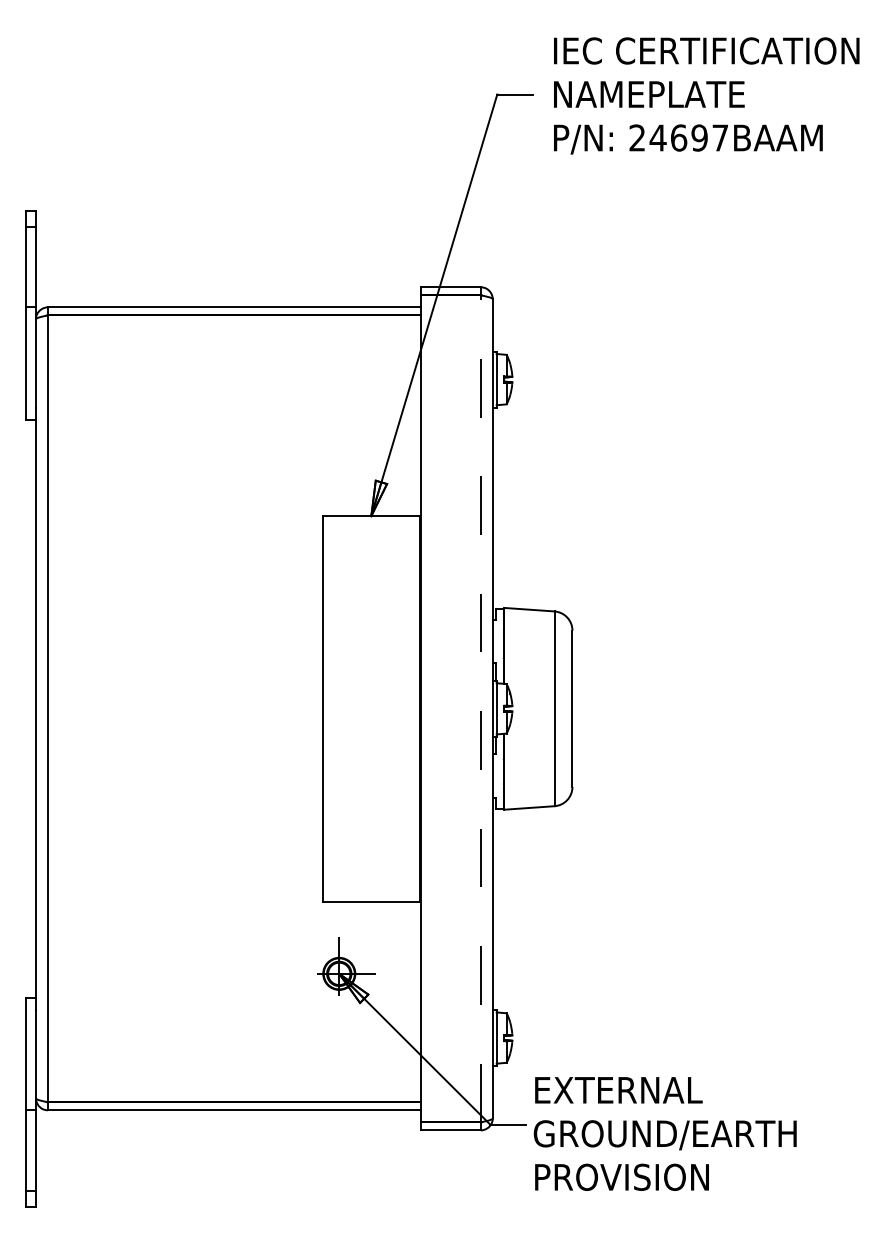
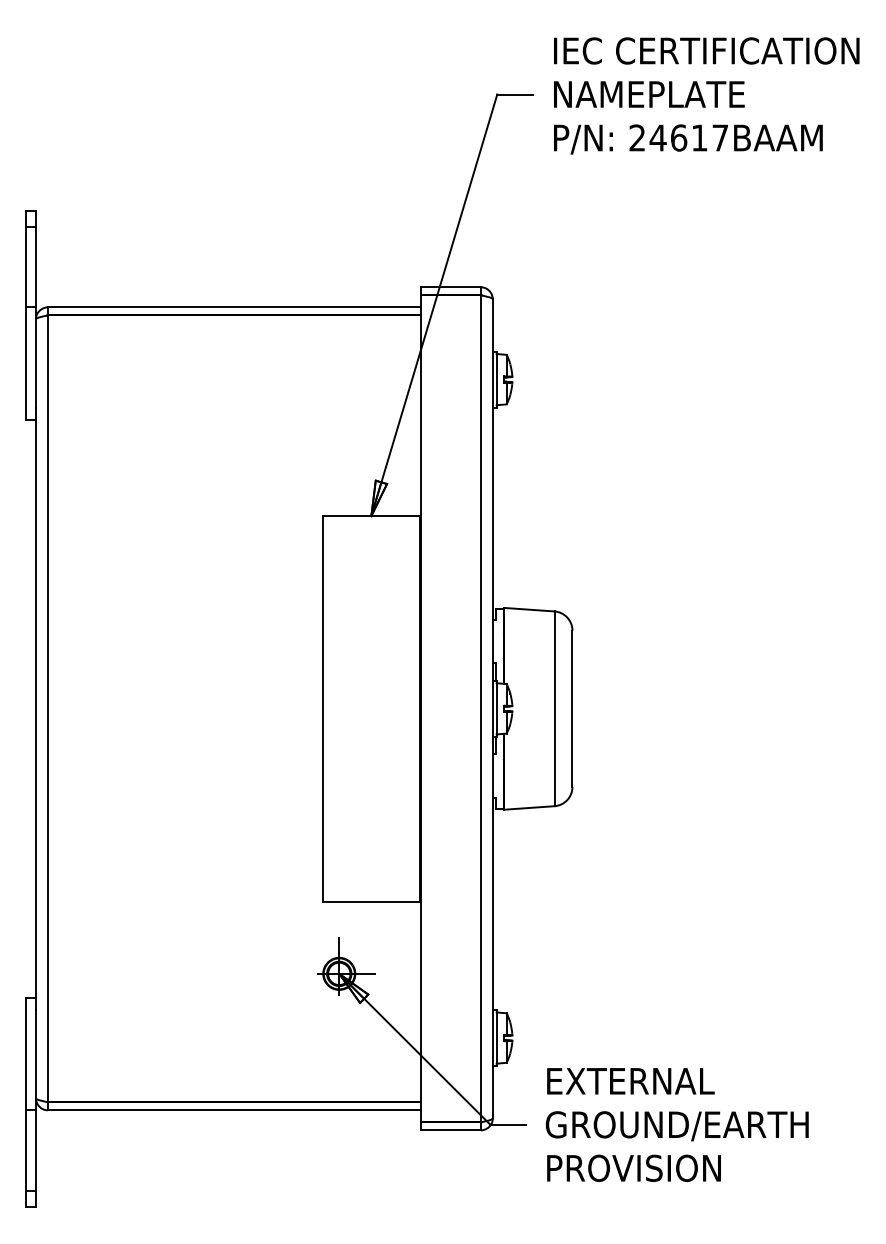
text: 24697BAAM -> 24617BAAM (699, 137)
line: dashed -> solid (480, 708)
text position: (664, 1133) -> (676, 1124) (676, 1124)
